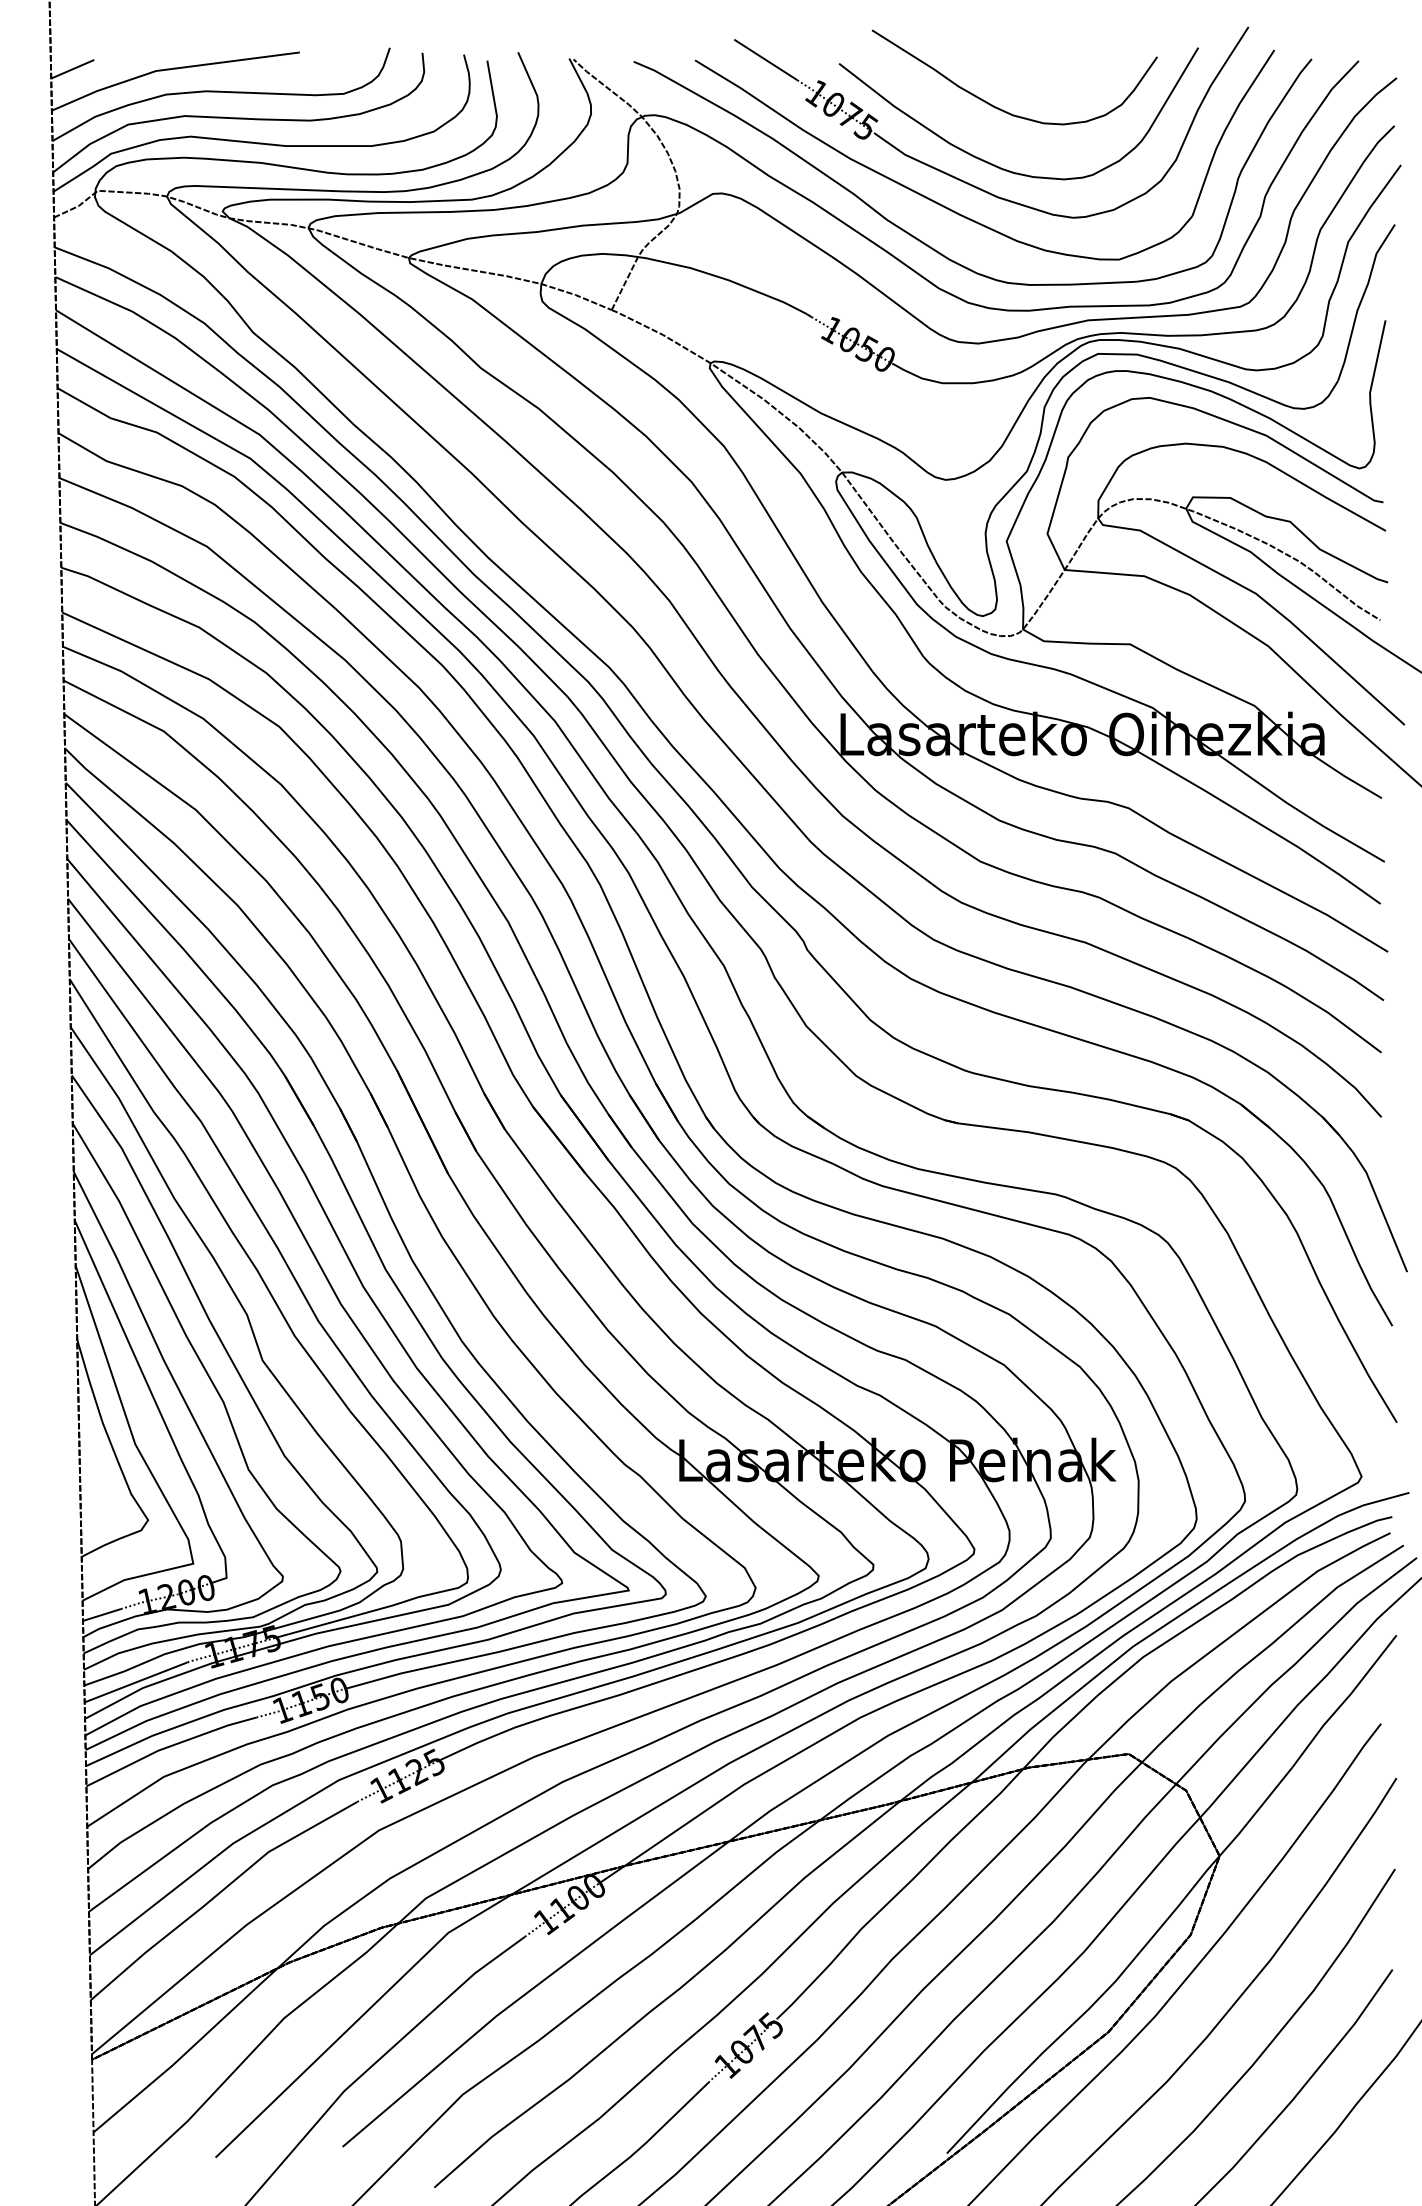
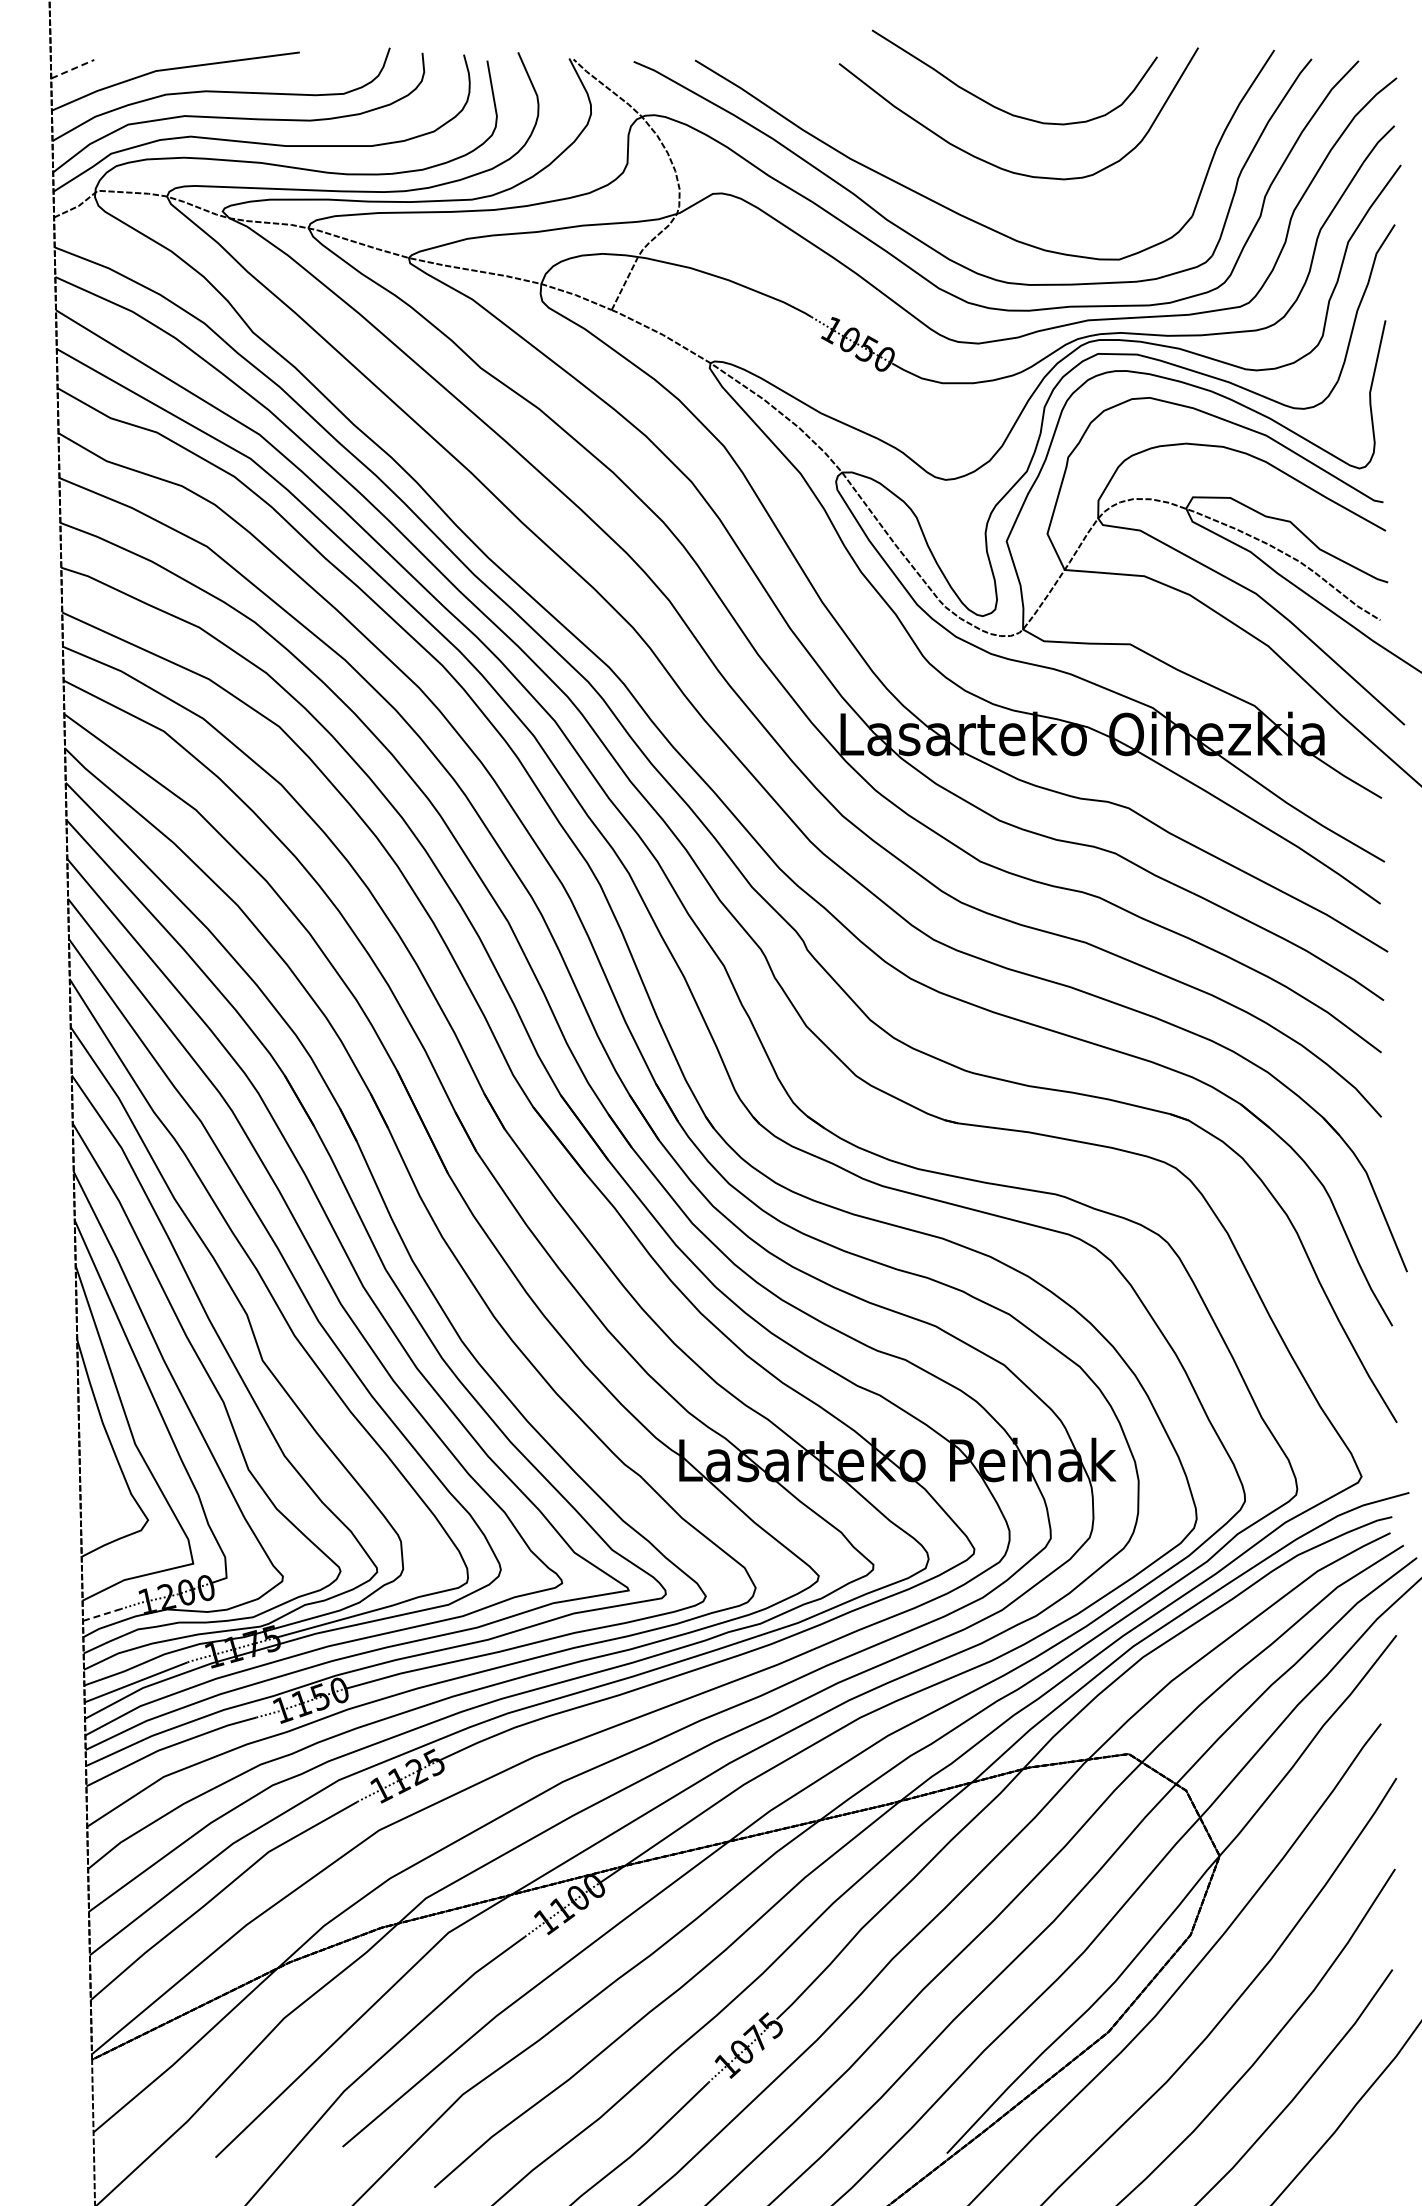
line: solid -> dashed (73, 69)
part: present -> none (966, 181)
line: solid -> dashed (101, 1615)
